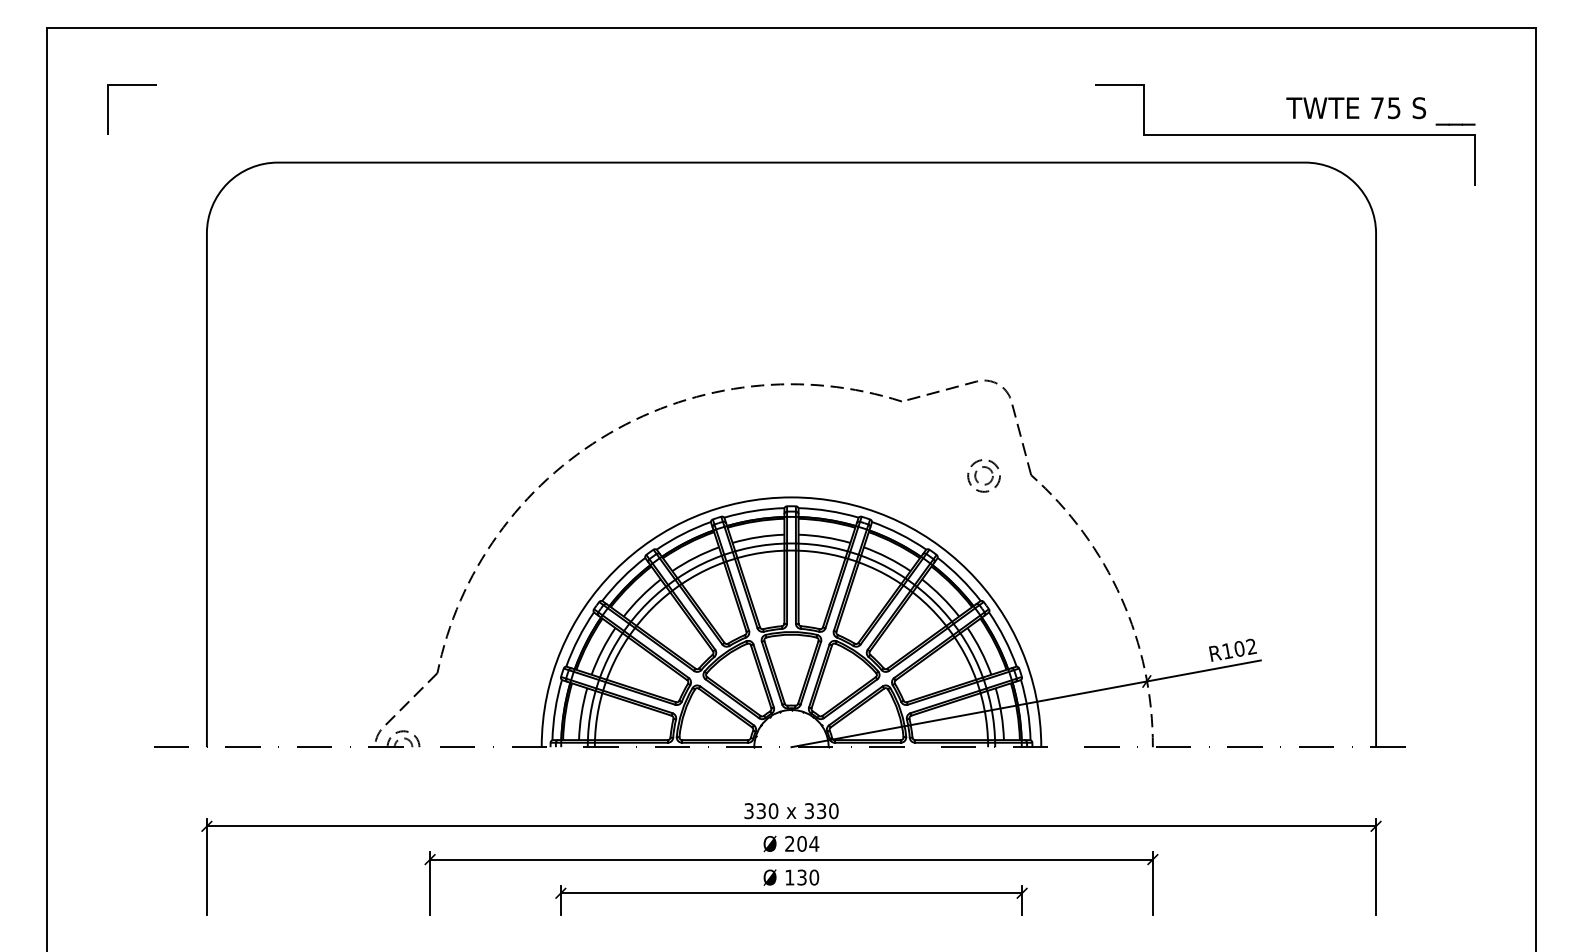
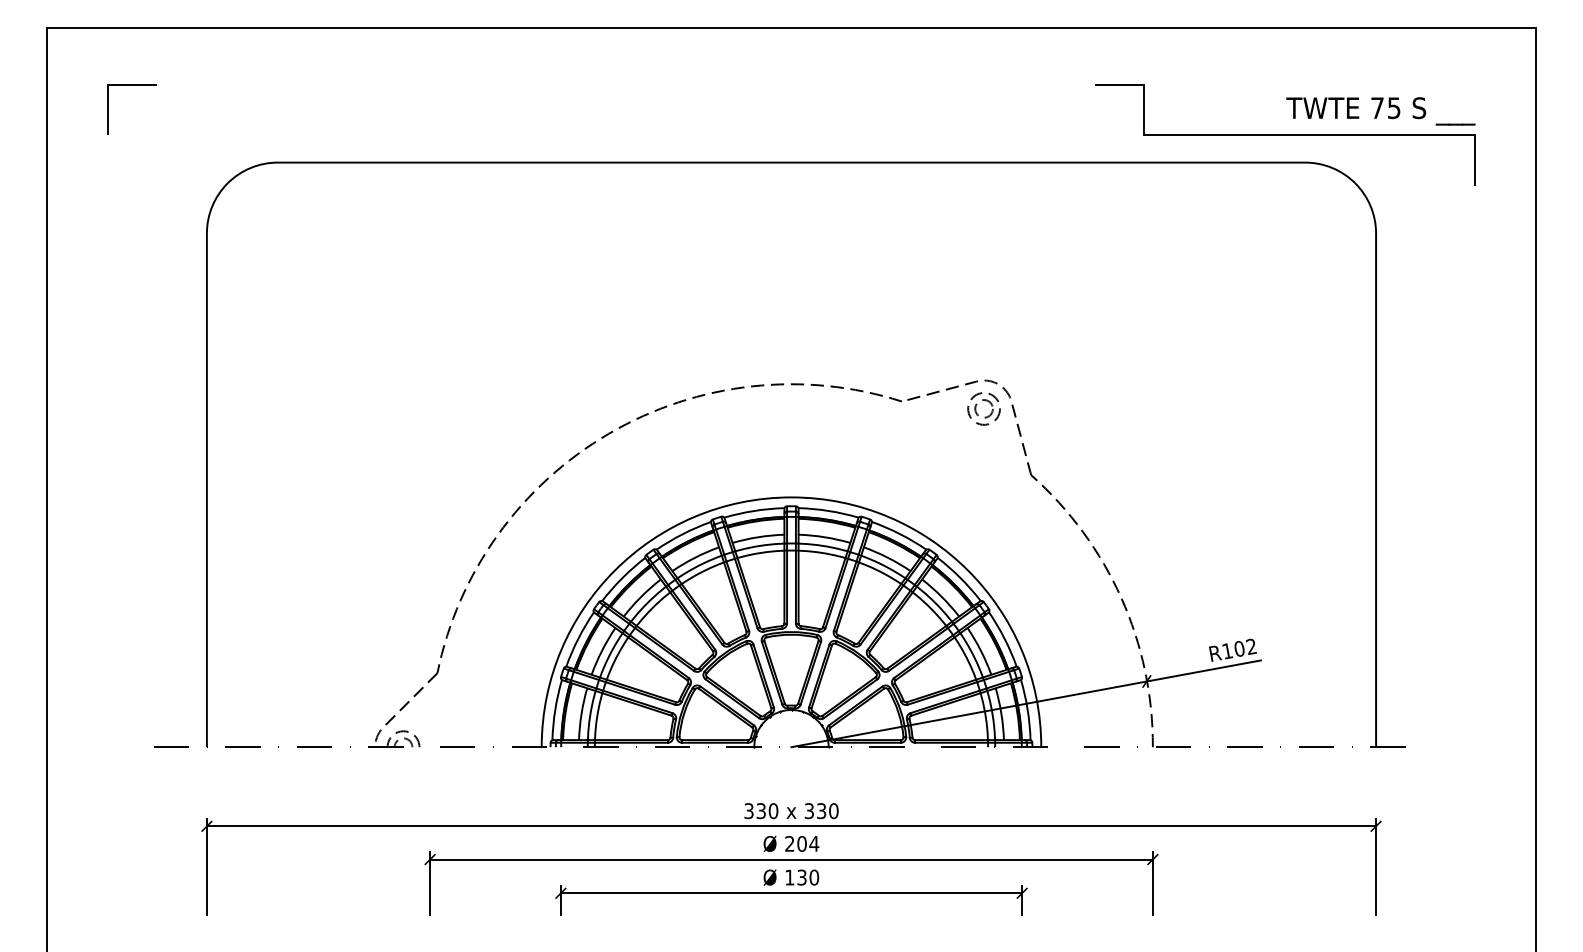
part position: (976, 475) -> (976, 408) (976, 408)
